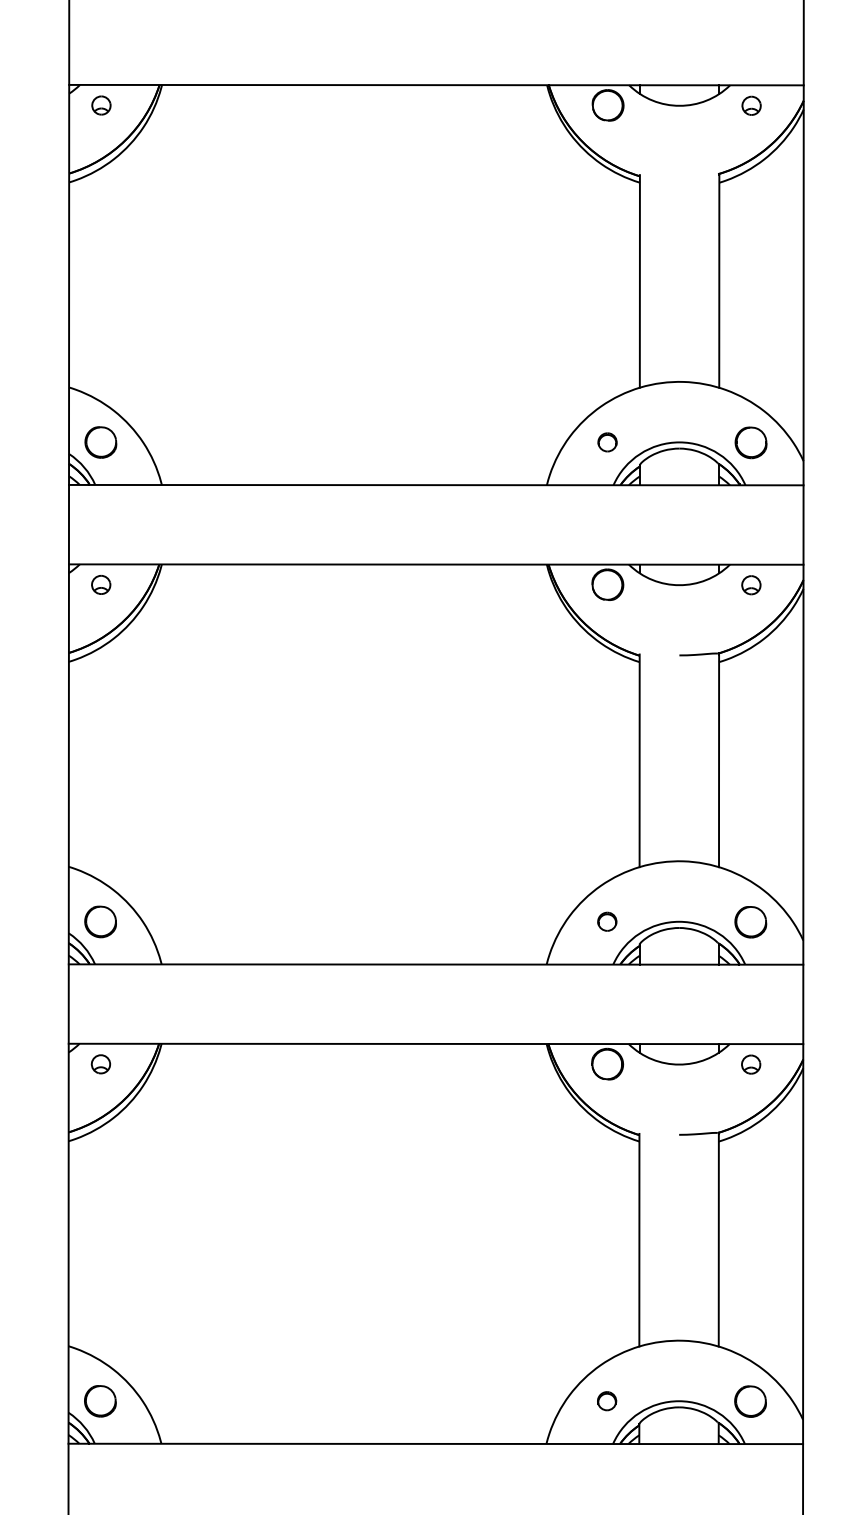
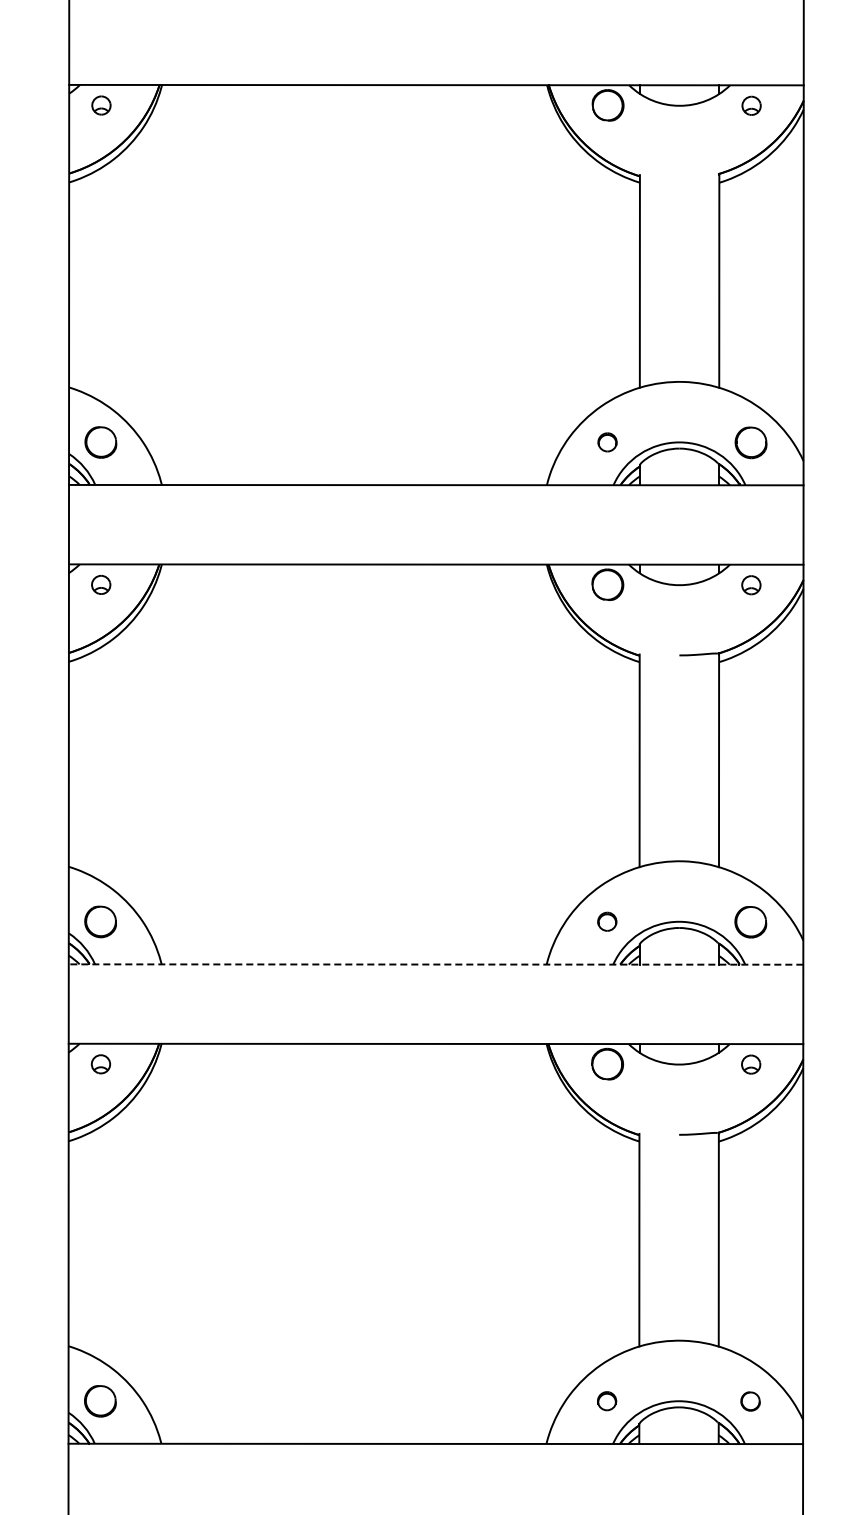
line: solid -> dashed (435, 964)
part size: 33x33 px -> 21x21 px (750, 1401)
